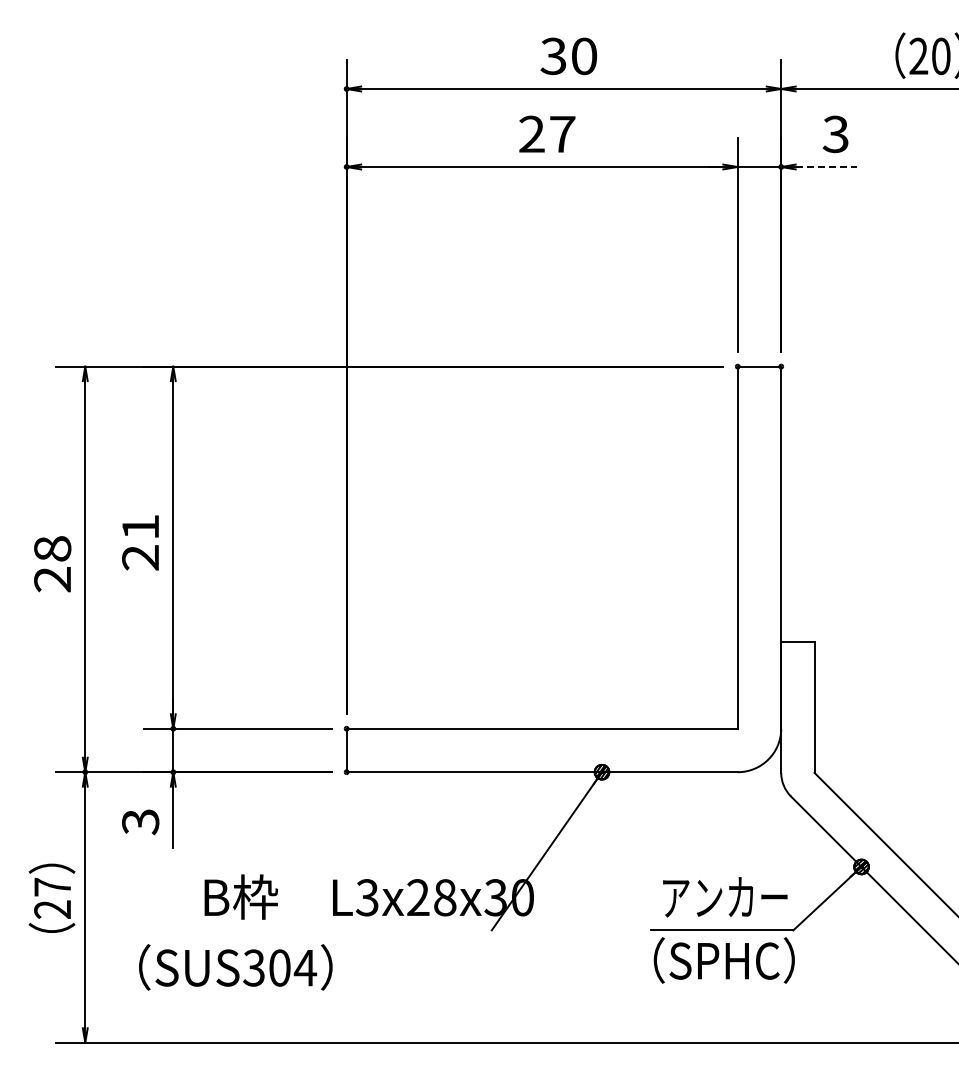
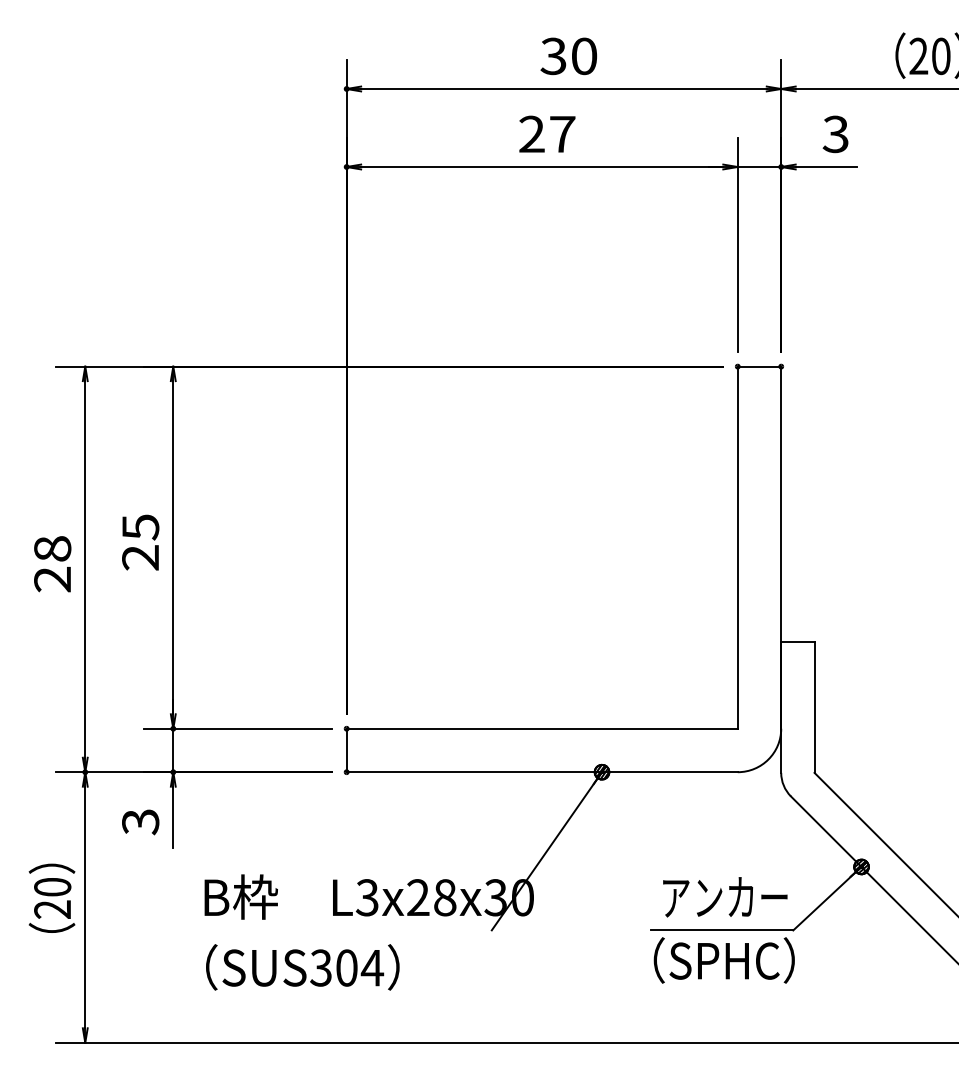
line: dashed -> solid (826, 167)
text: 21 -> 25 (140, 527)
text: 27 -> 20 (52, 886)
text position: (235, 967) -> (302, 967) (302, 967)
